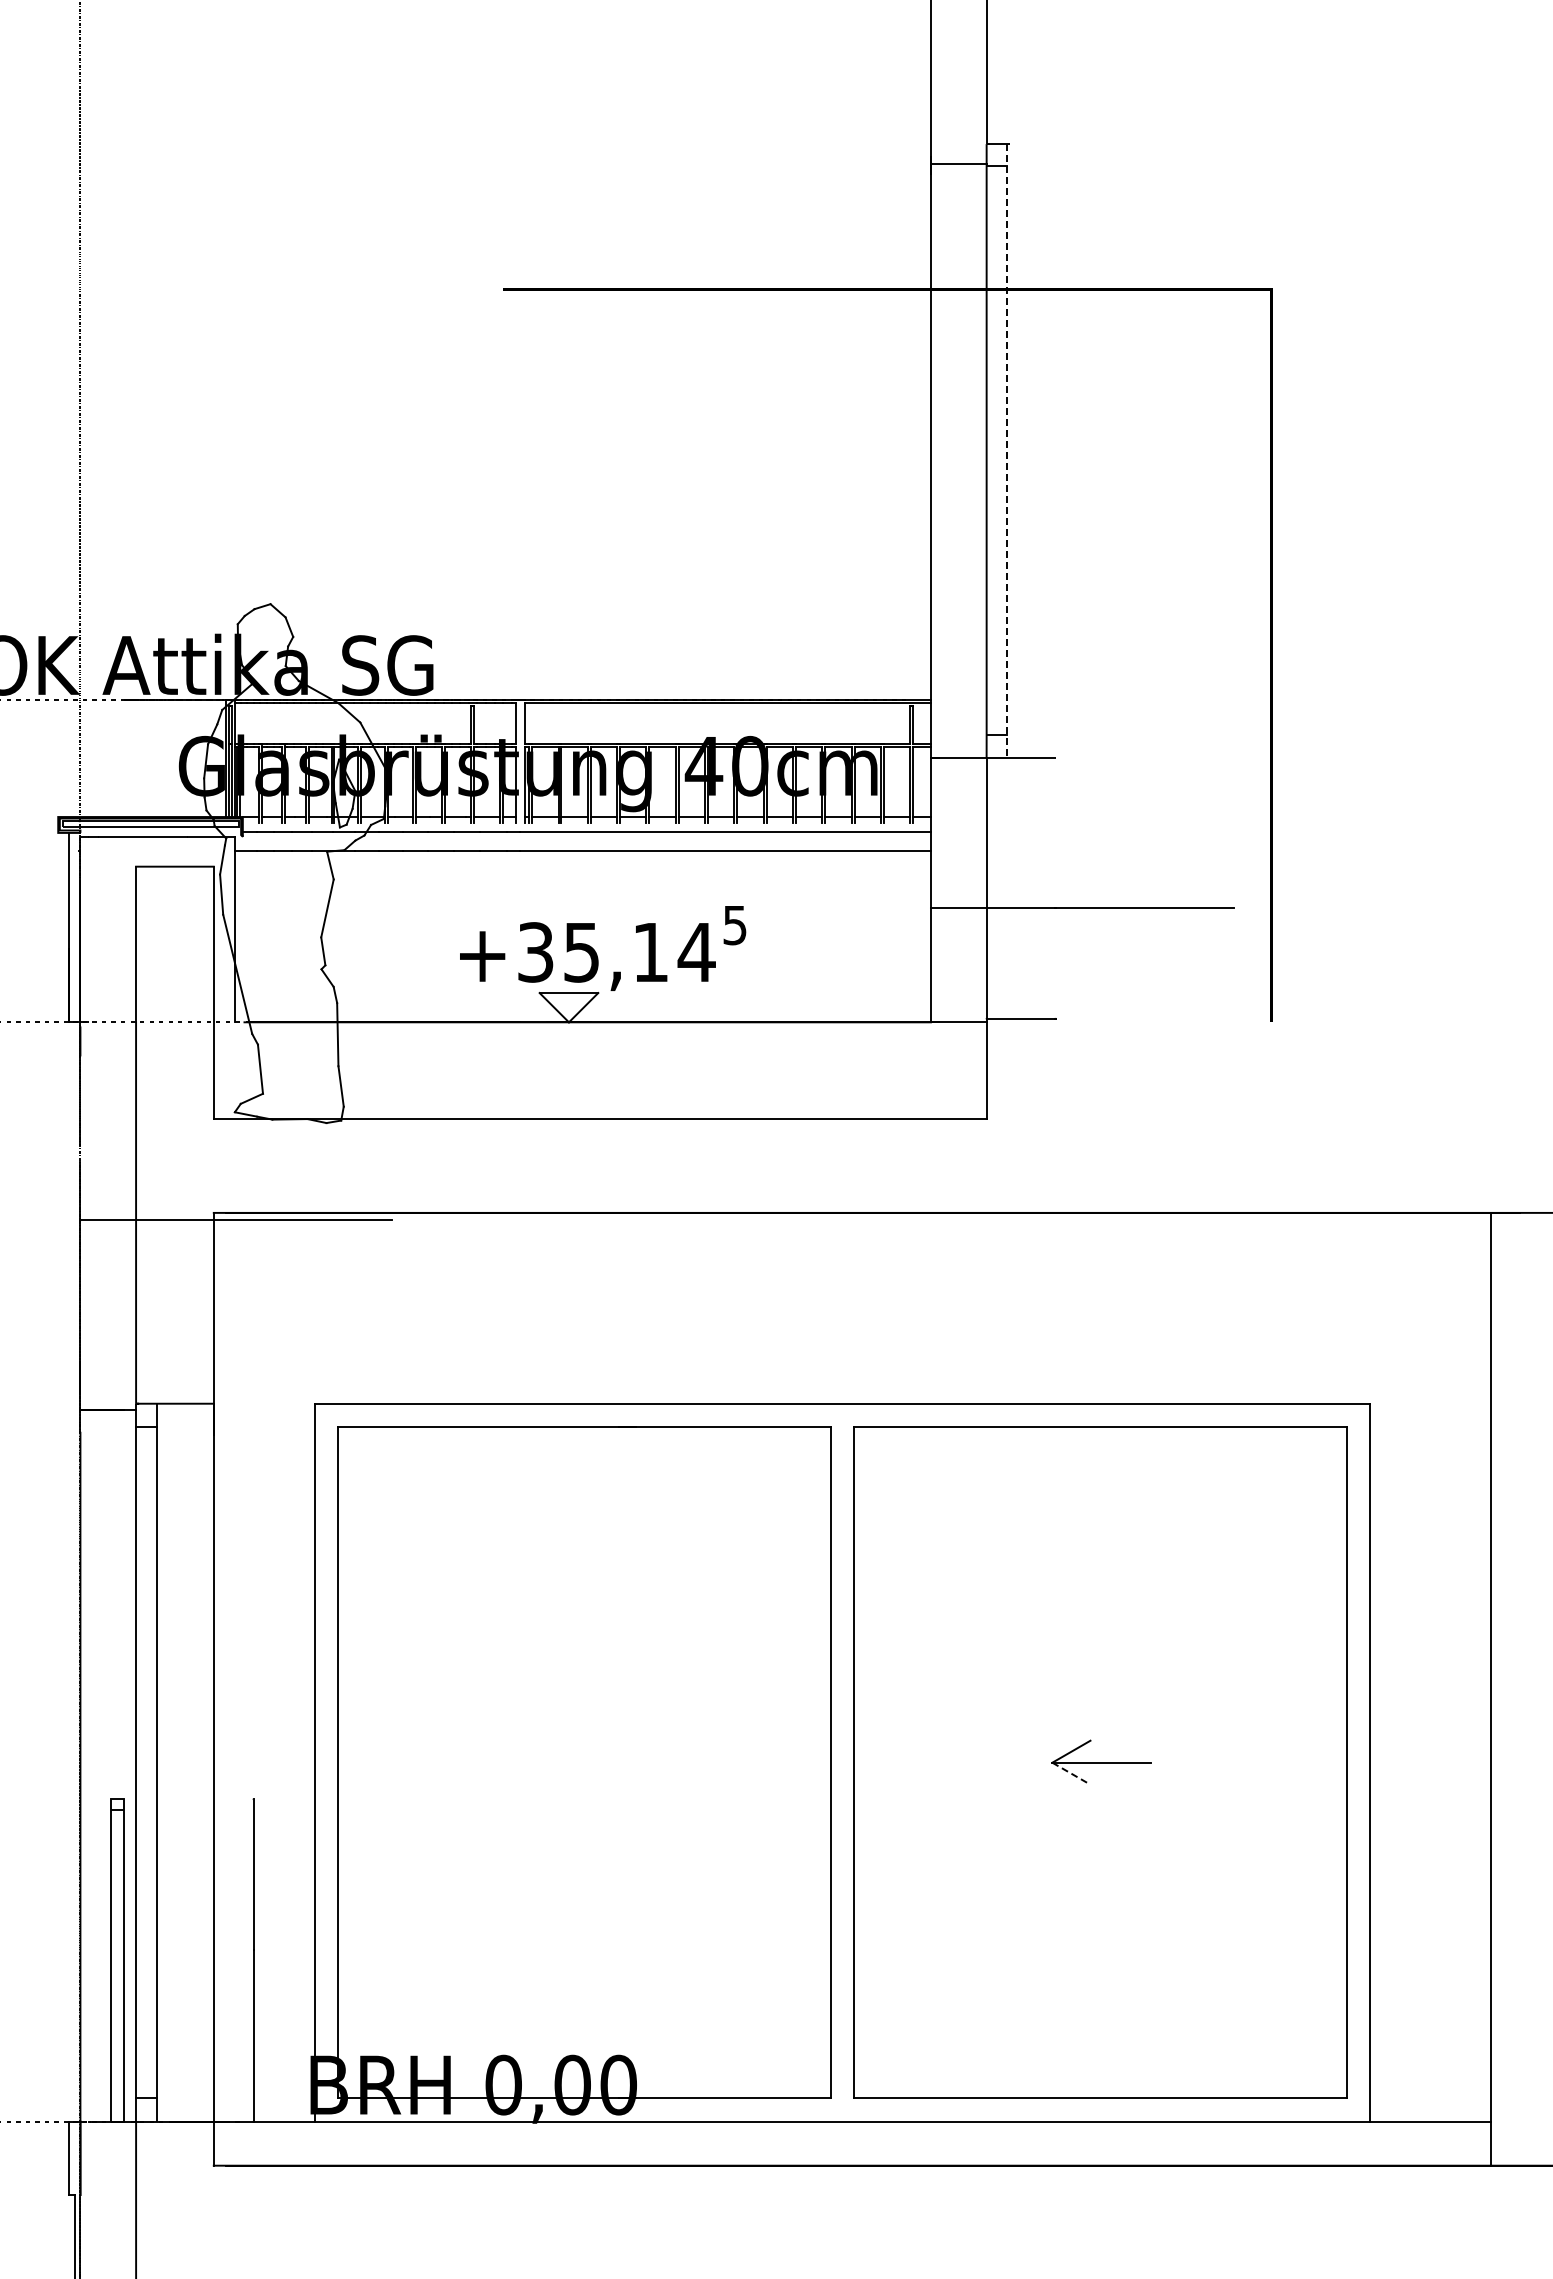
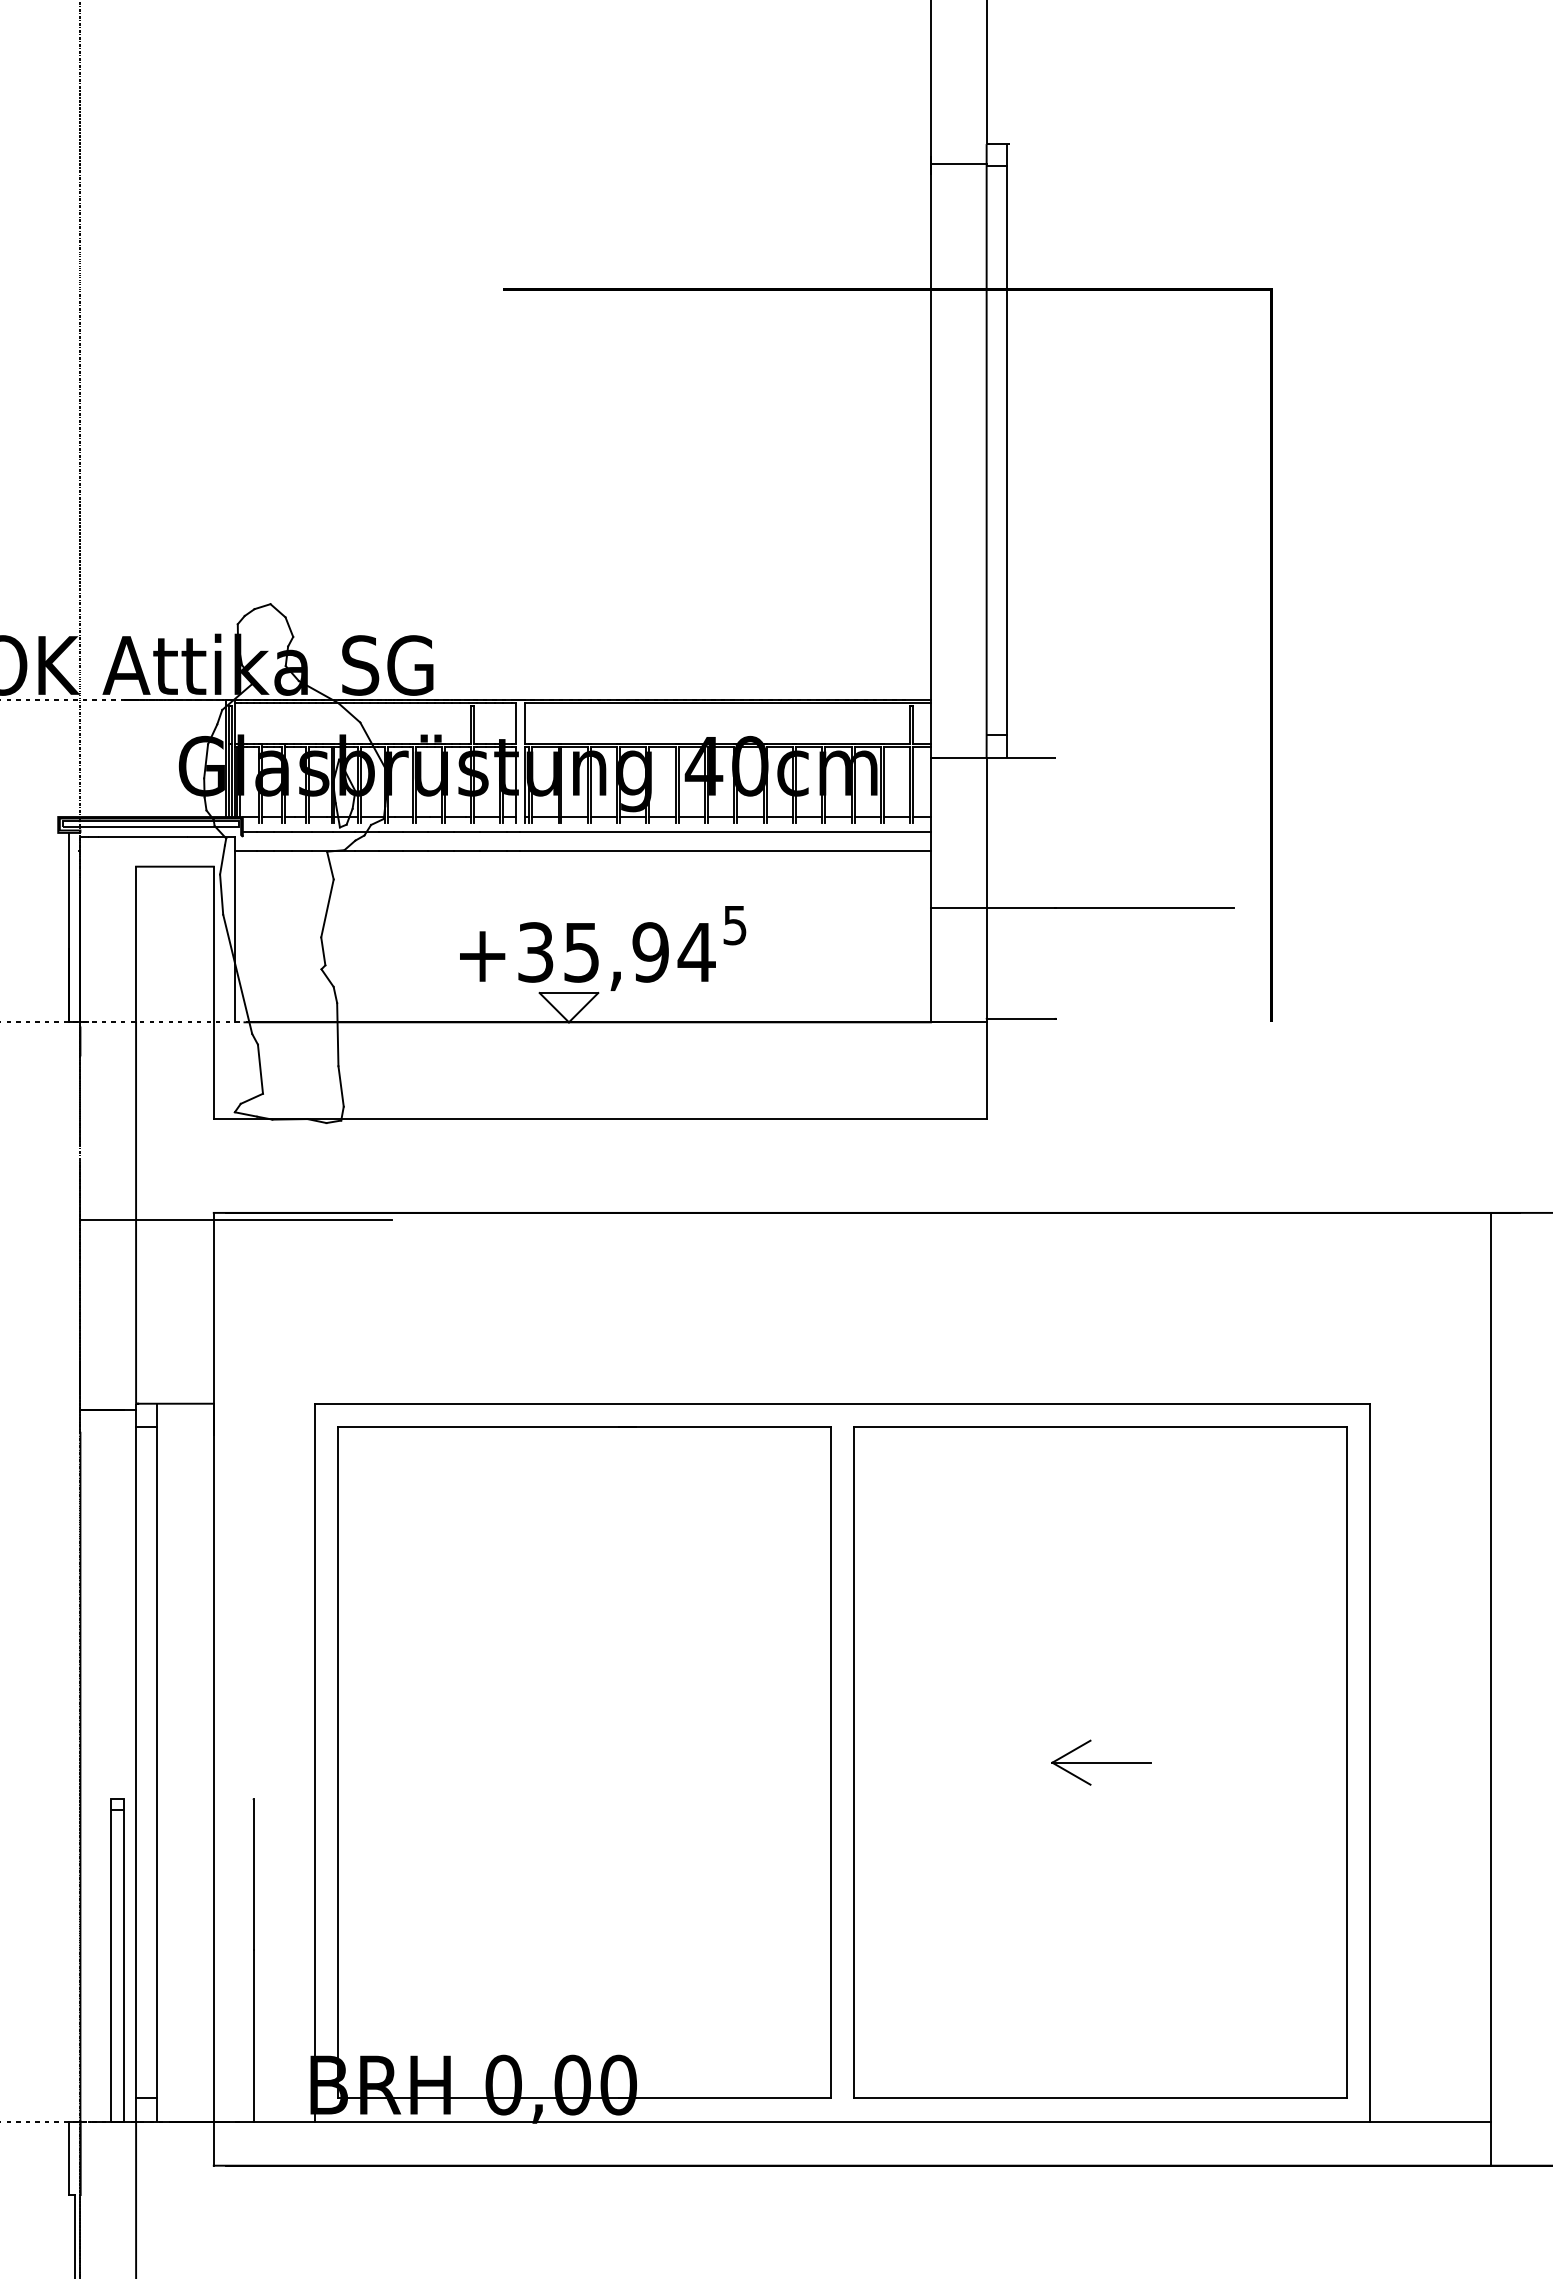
line: dashed -> solid (1007, 451)
text: +35,14 -> +35,94 (650, 952)
line: dashed -> solid (1071, 1773)
